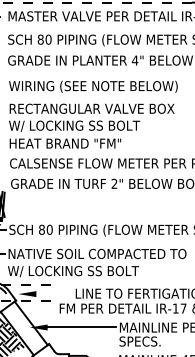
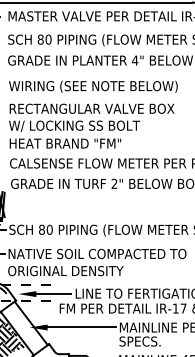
line: dashed -> solid (96, 2)
text: W/ LOCKING SS BOLT -> ORIGINAL DENSITY (73, 271)
line: none -> present (52, 294)
